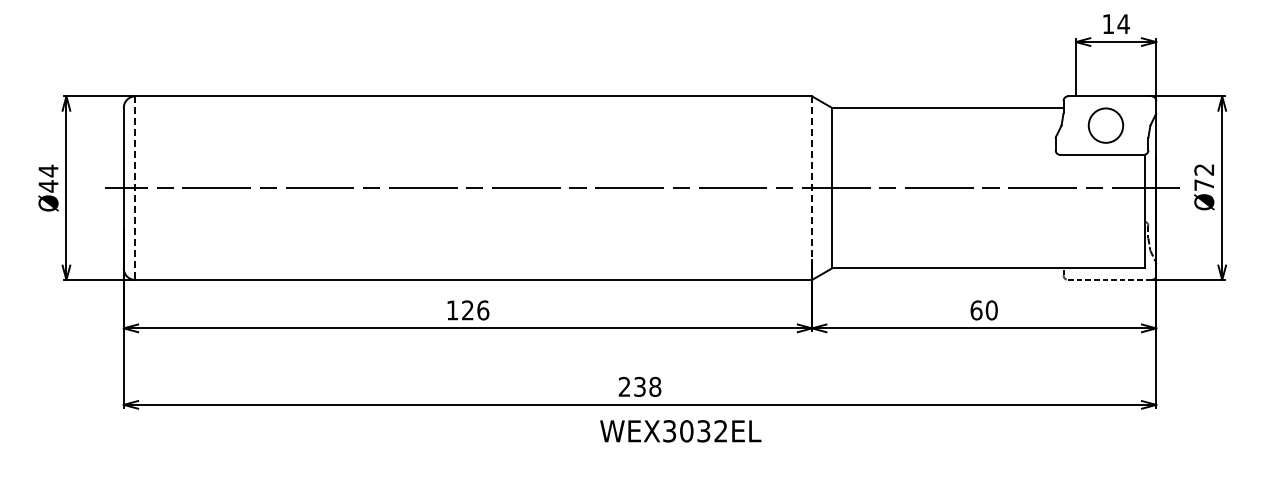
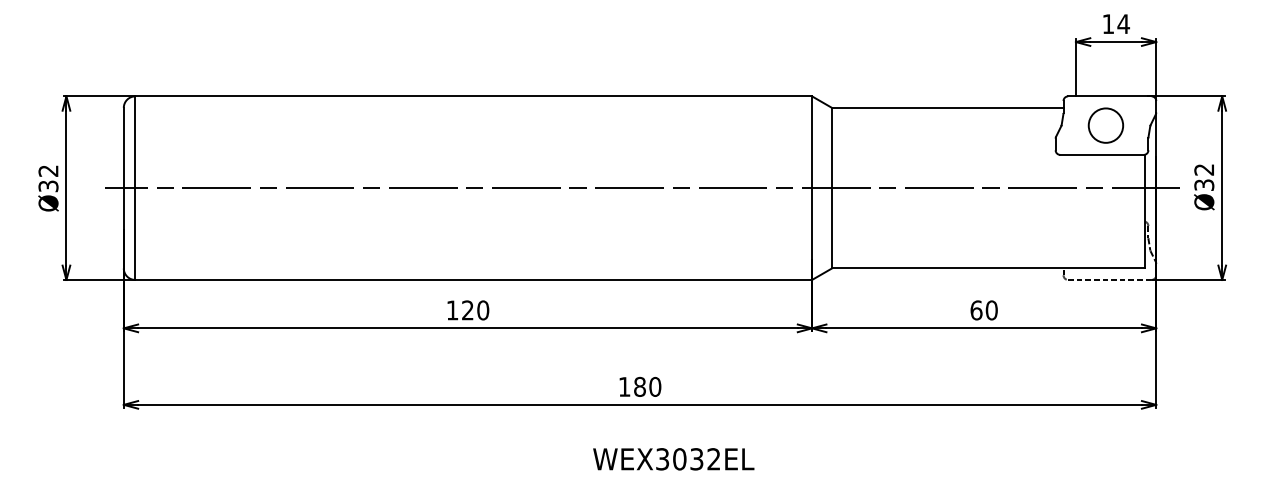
text: Ø44 -> Ø32 (48, 178)
text: Ø72 -> Ø32 (1204, 184)
line: dashed -> solid (135, 188)
line: dashed -> solid (812, 188)
text: 126 -> 120 (483, 310)
text: 238 -> 180 (639, 386)
text position: (680, 431) -> (673, 459) (673, 459)
